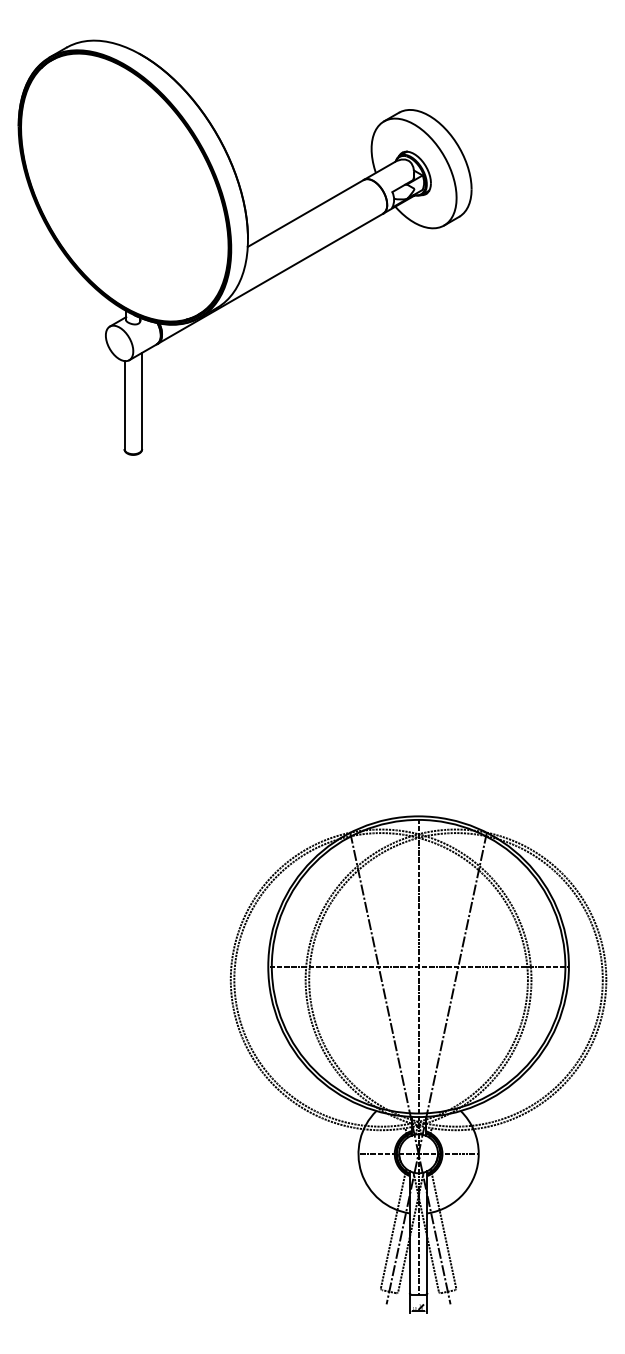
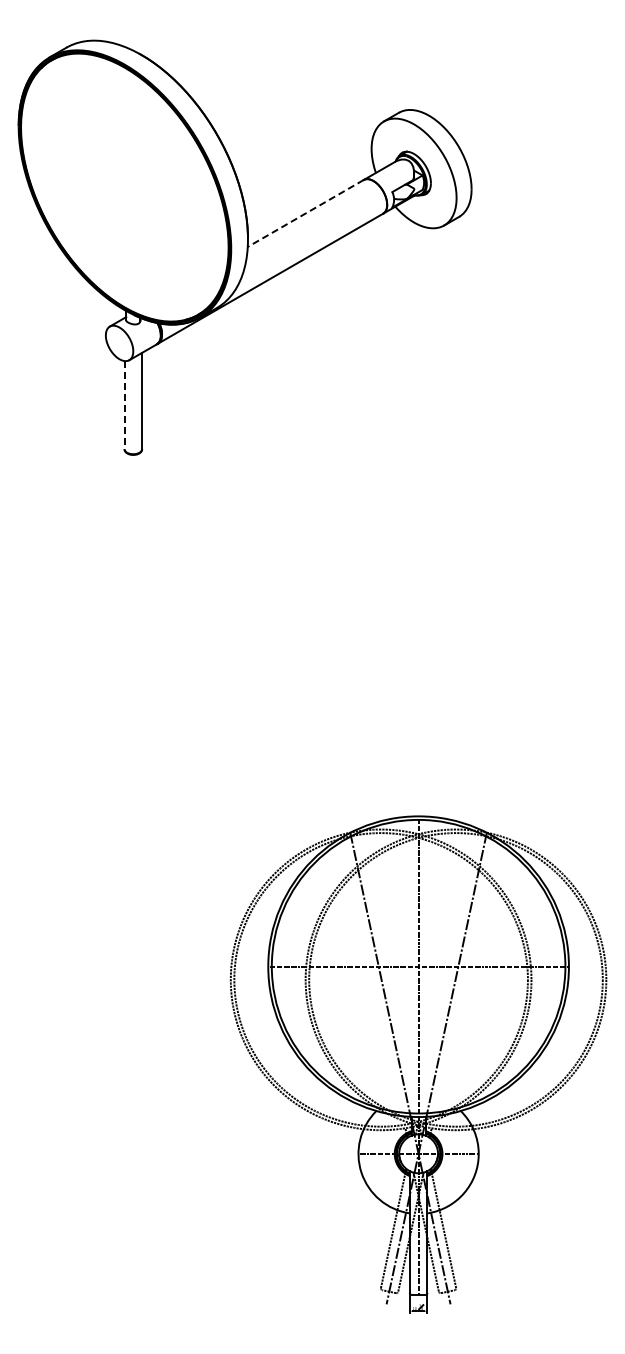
line: solid -> dashed (305, 213)
line: solid -> dashed (124, 405)
